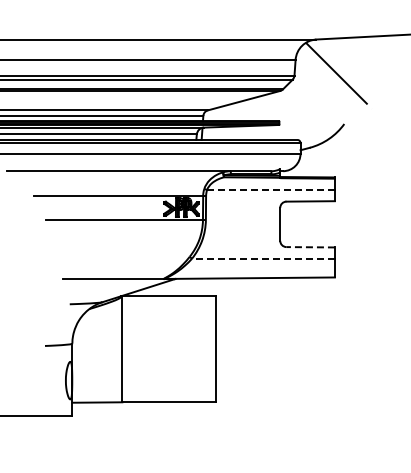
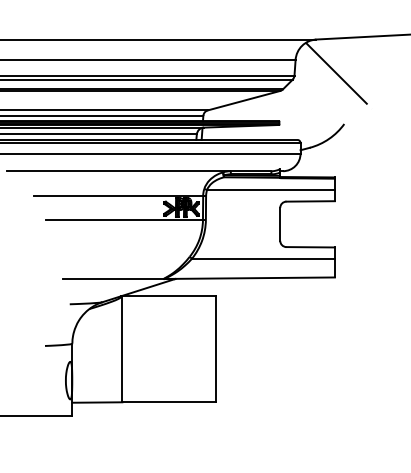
line: dashed -> solid (271, 189)
line: dashed -> solid (310, 247)
line: dashed -> solid (262, 258)
